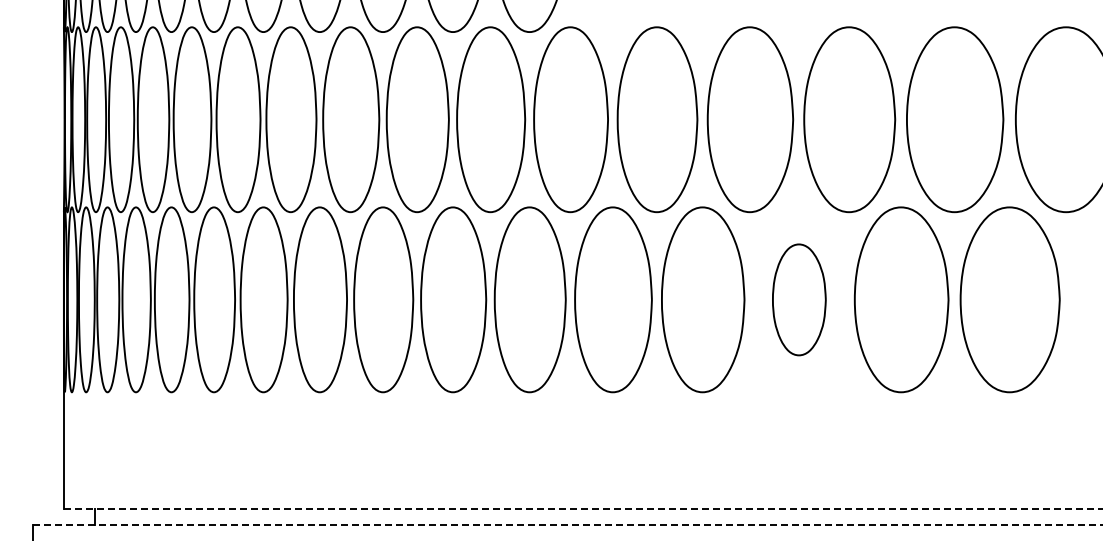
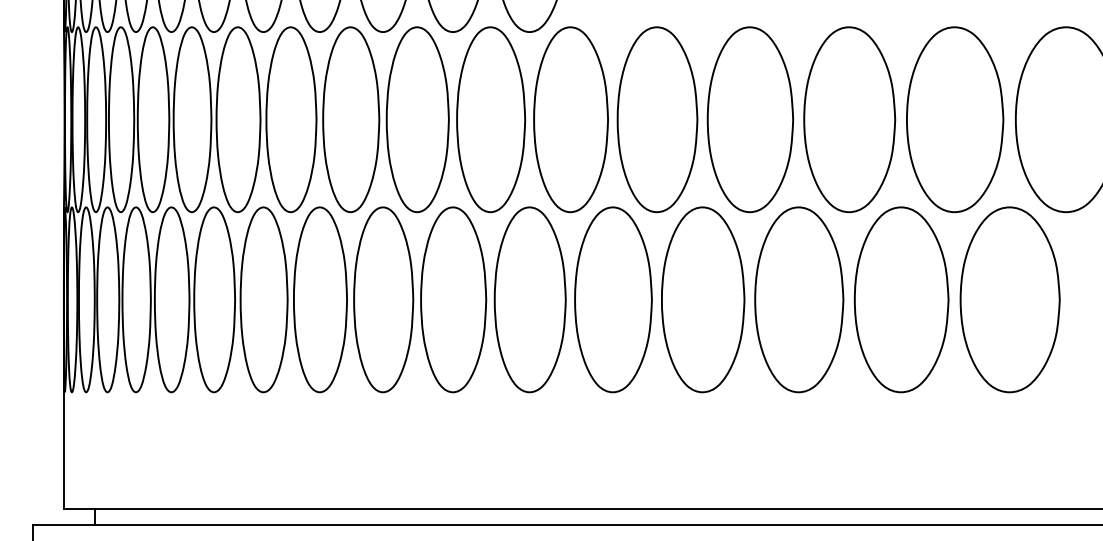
part size: 55x114 px -> 91x188 px (799, 299)
line: dashed -> solid (583, 509)
line: dashed -> solid (567, 524)
